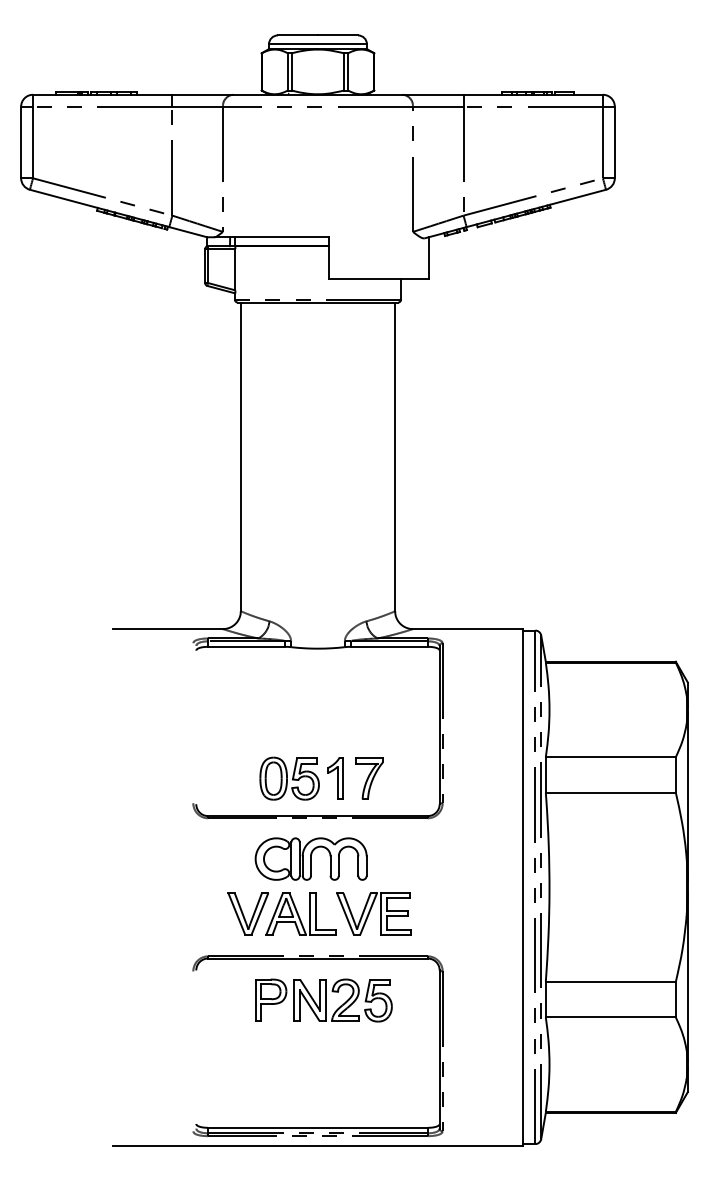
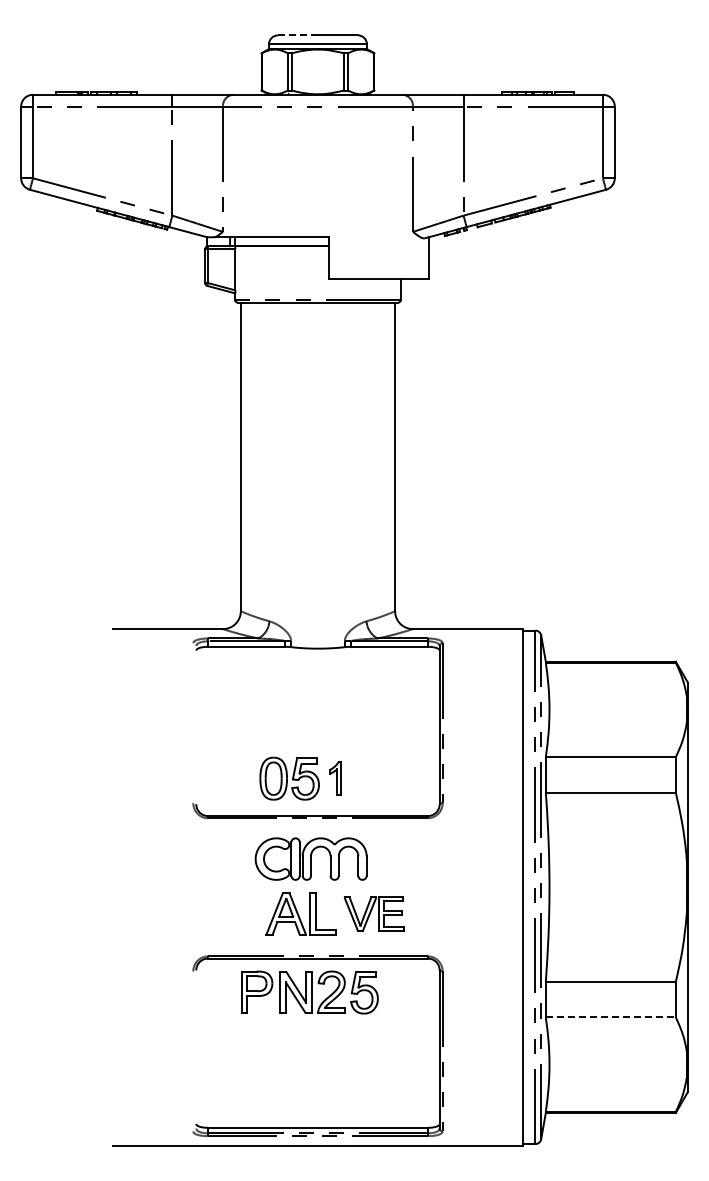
line: solid -> dashed (298, 35)
part size: 17x43 px -> 13x35 px (335, 778)
part: present -> none (369, 778)
part: present -> none (247, 913)
part size: 76x44 px -> 61x36 px (374, 913)
part position: (323, 1000) -> (309, 992) (309, 992)
line: solid -> dashed (611, 1017)
